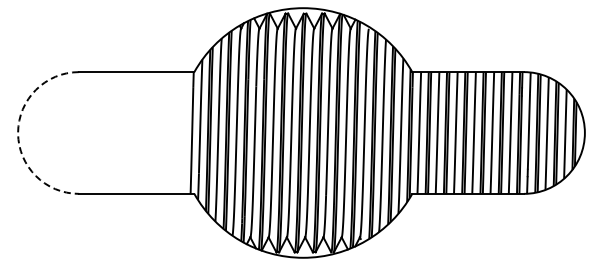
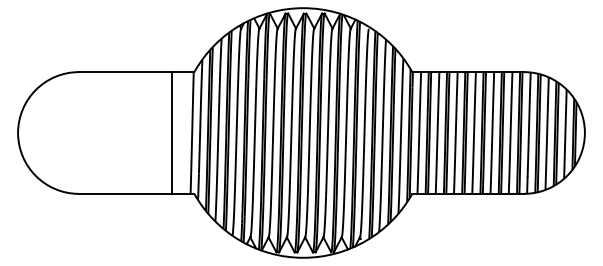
line: none -> present (172, 132)
arc: dashed -> solid (18, 133)
